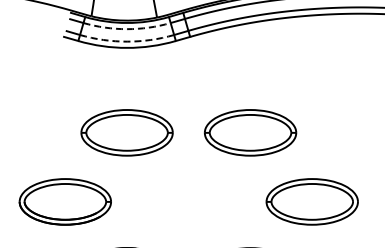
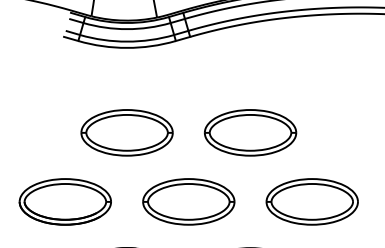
arc: dashed -> solid (127, 29)
arc: dashed -> solid (127, 41)
part: none -> present (188, 201)
